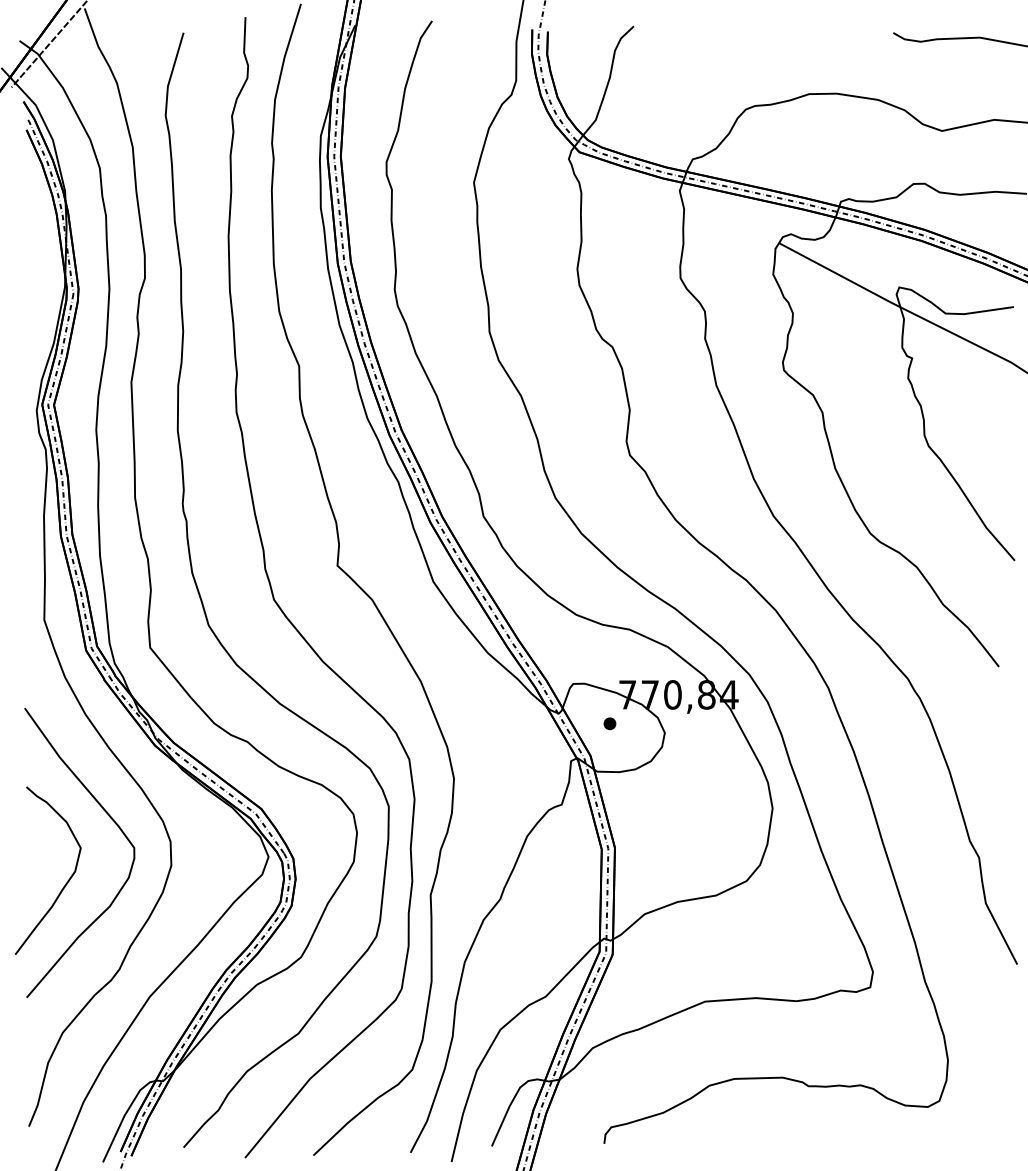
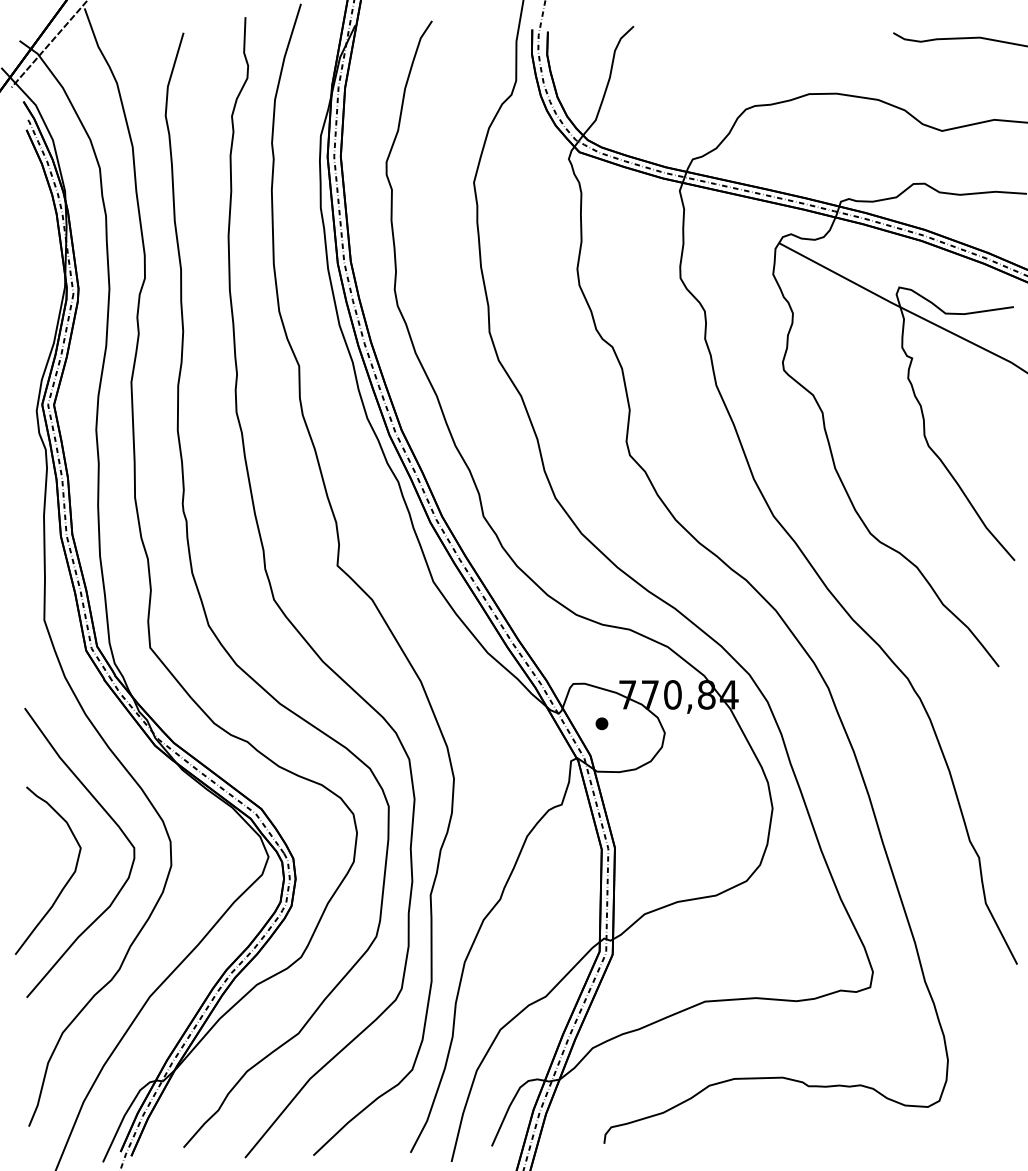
part position: (609, 723) -> (601, 723) (601, 723)
